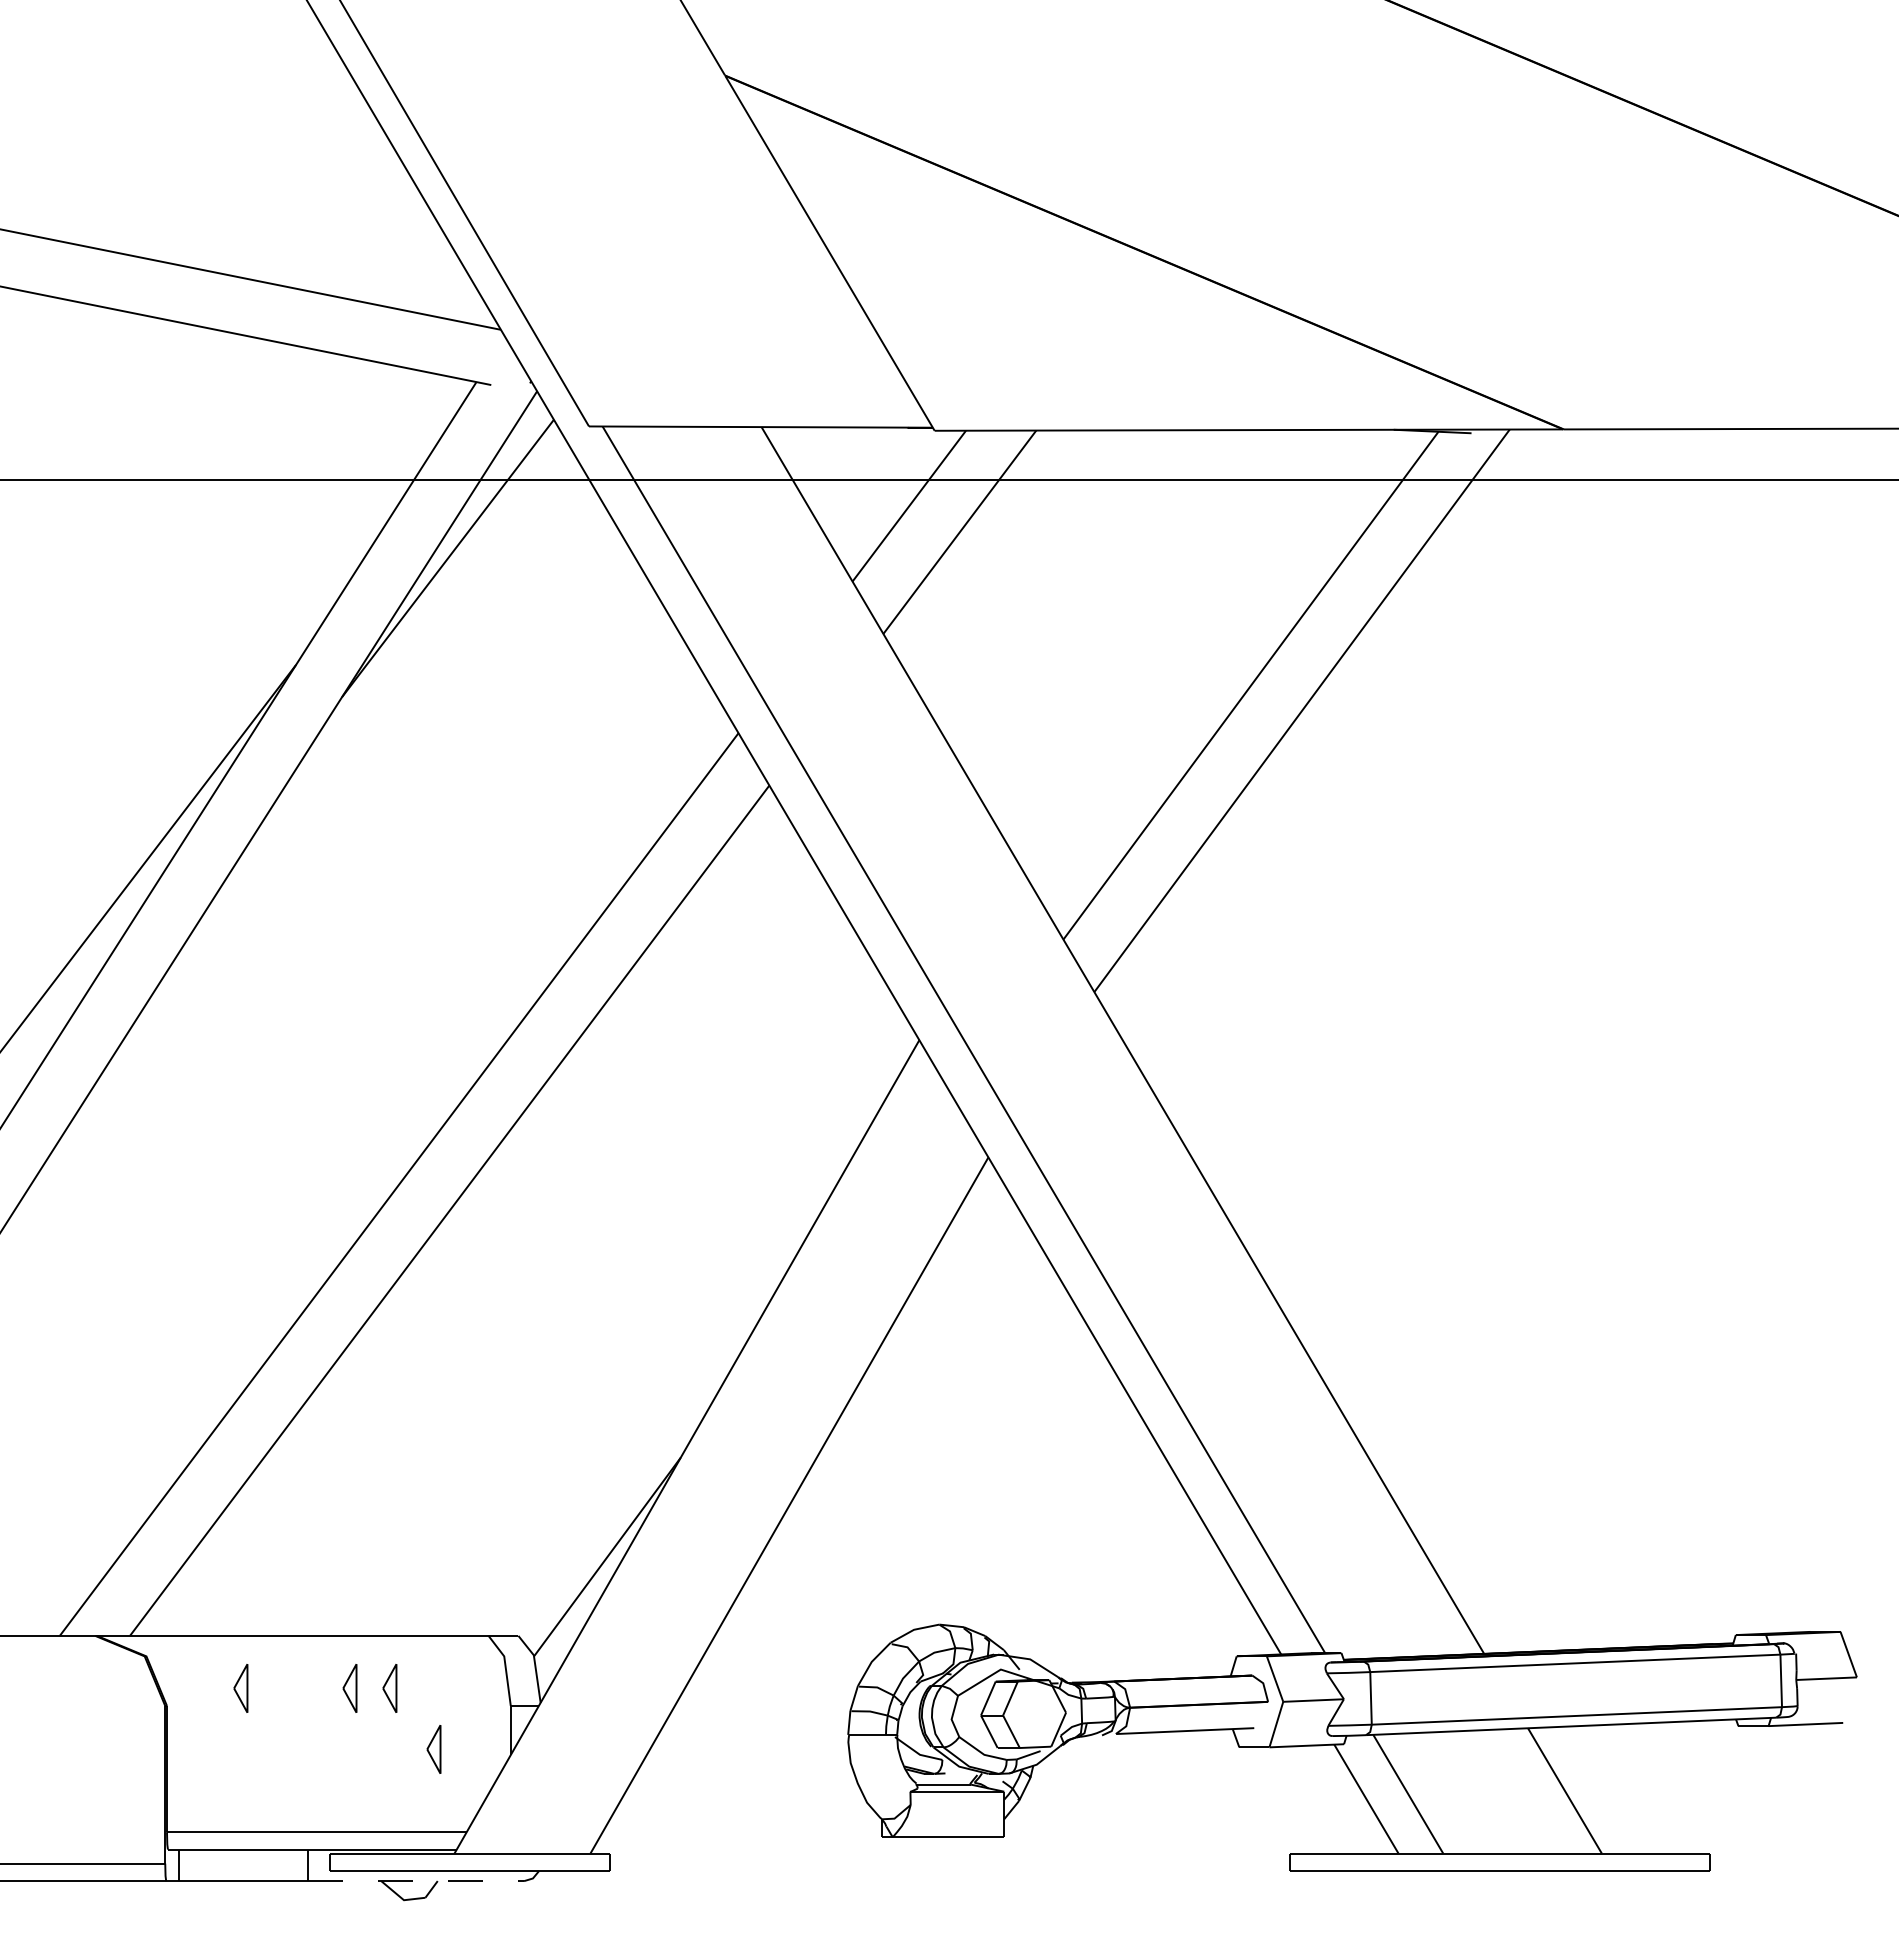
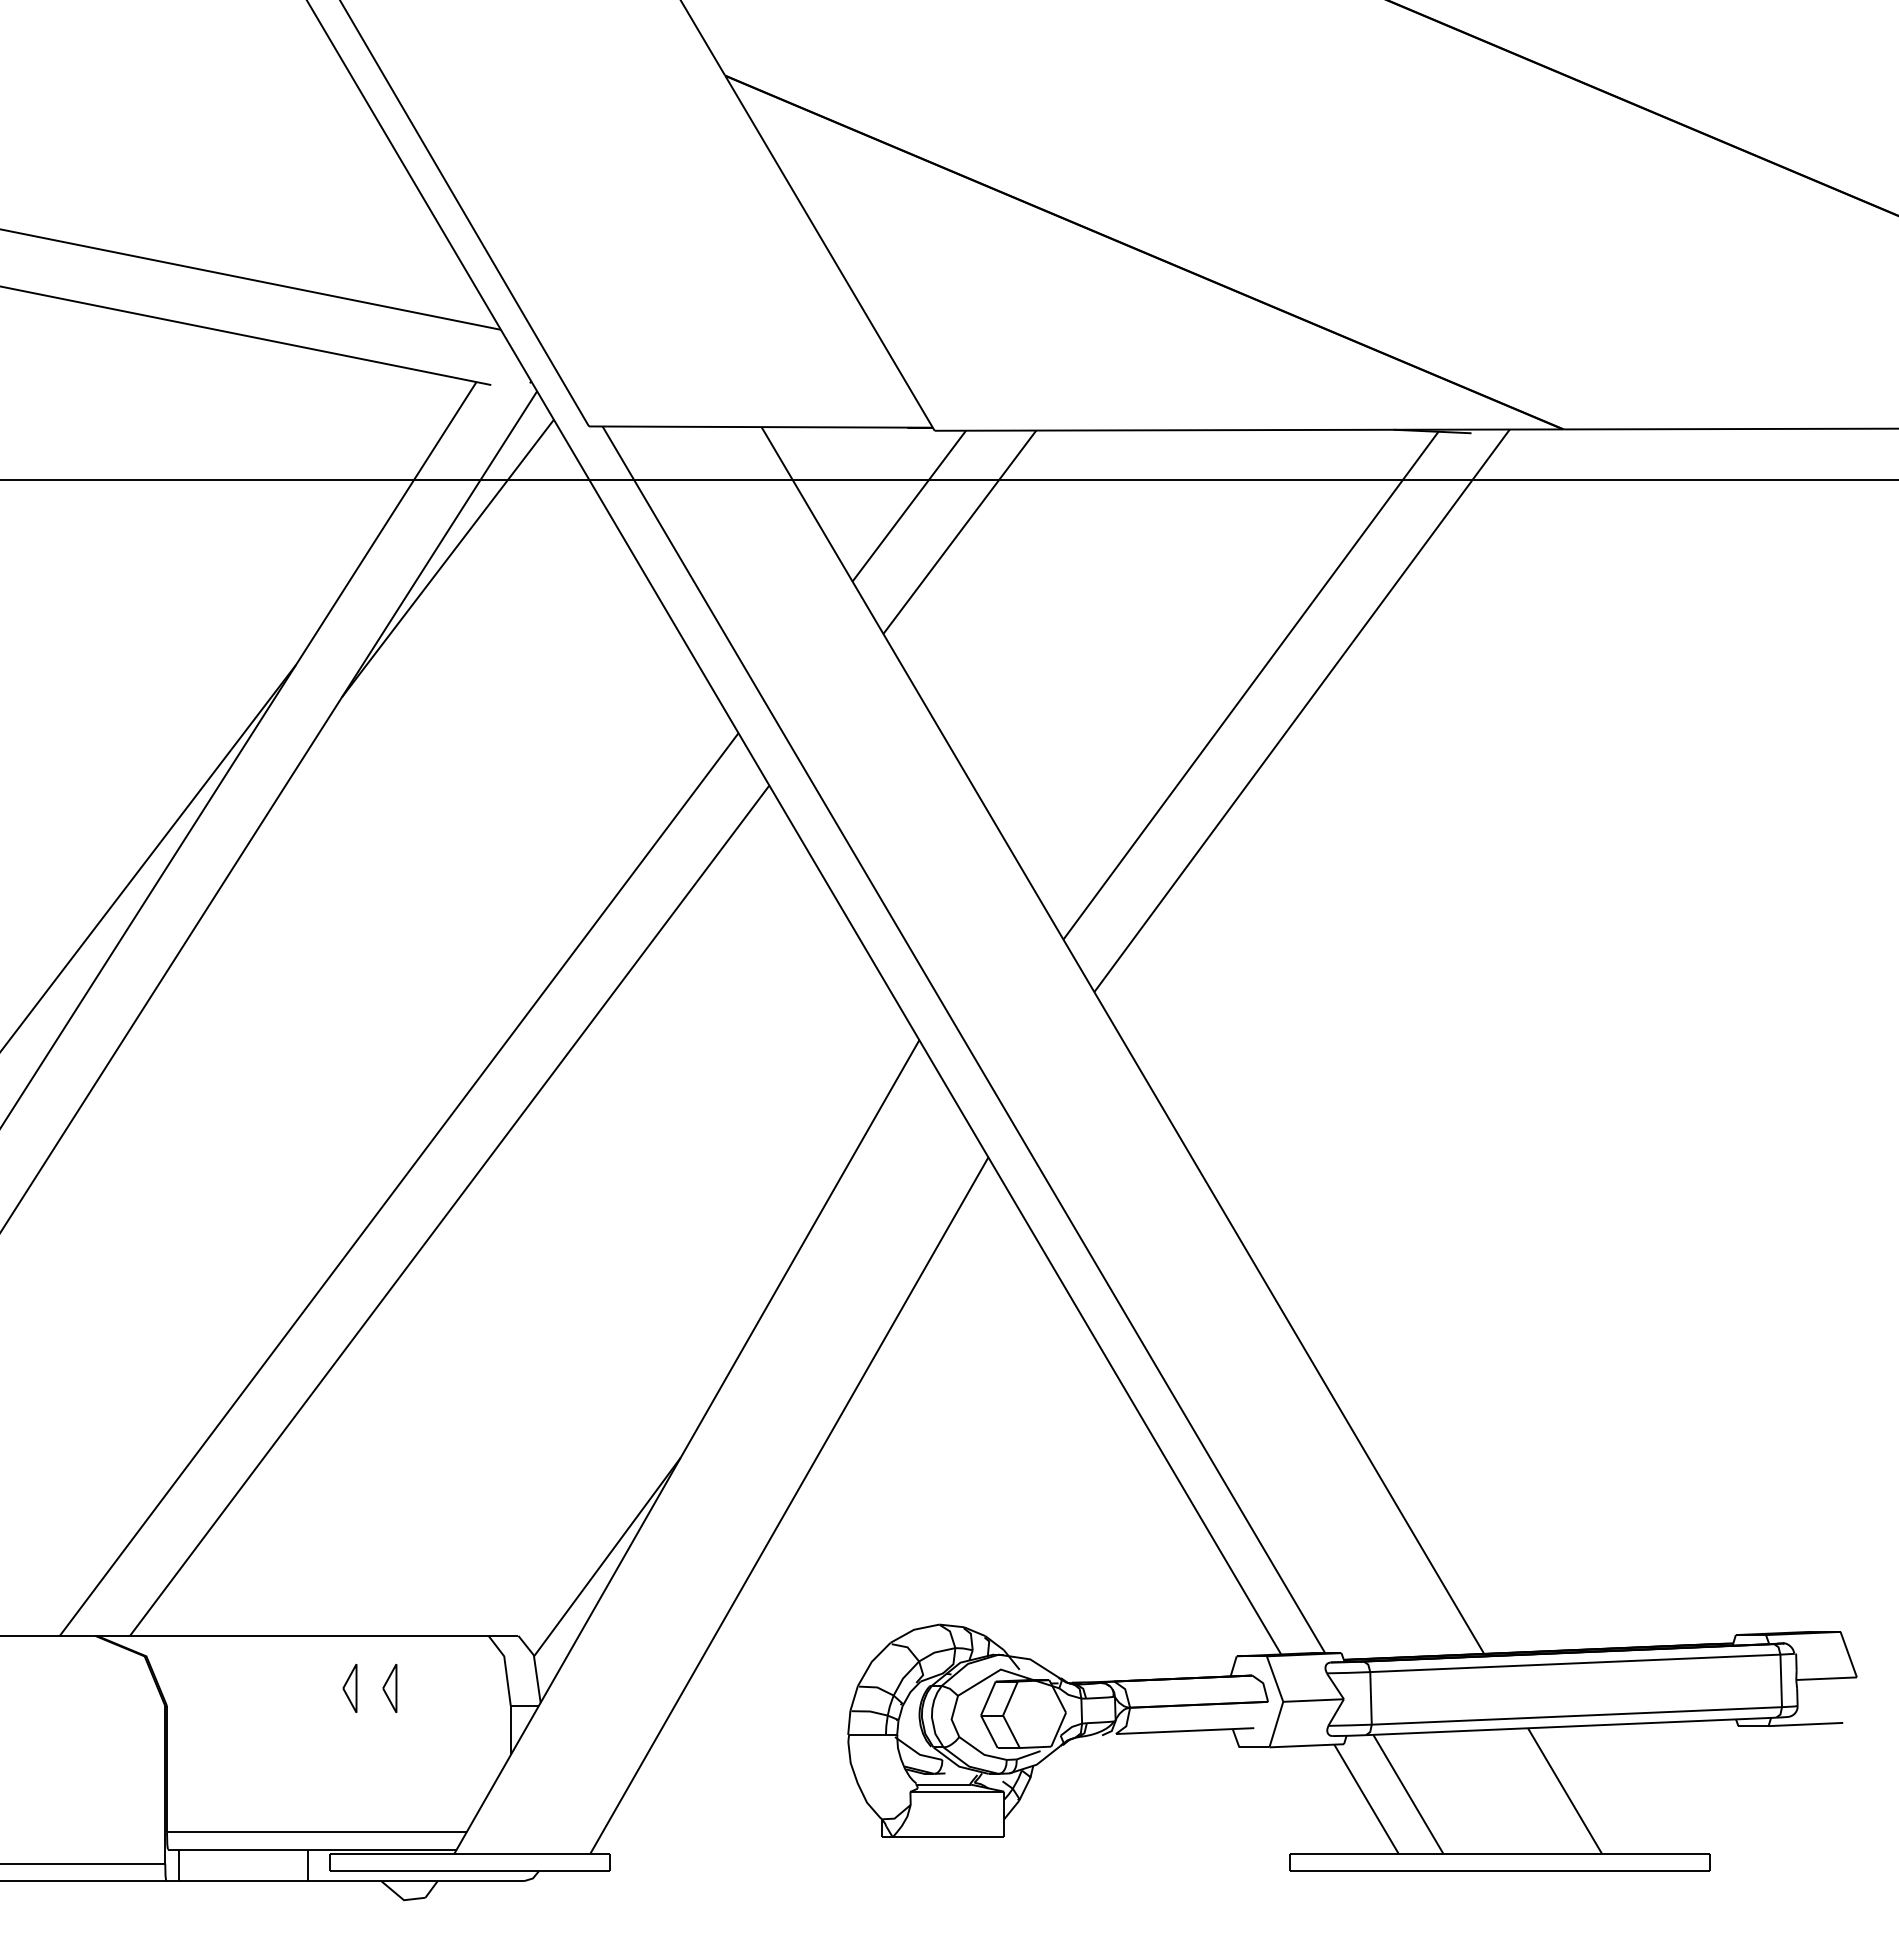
part: present -> none (240, 1688)
part: present -> none (433, 1749)
line: dashed -> solid (416, 1881)
